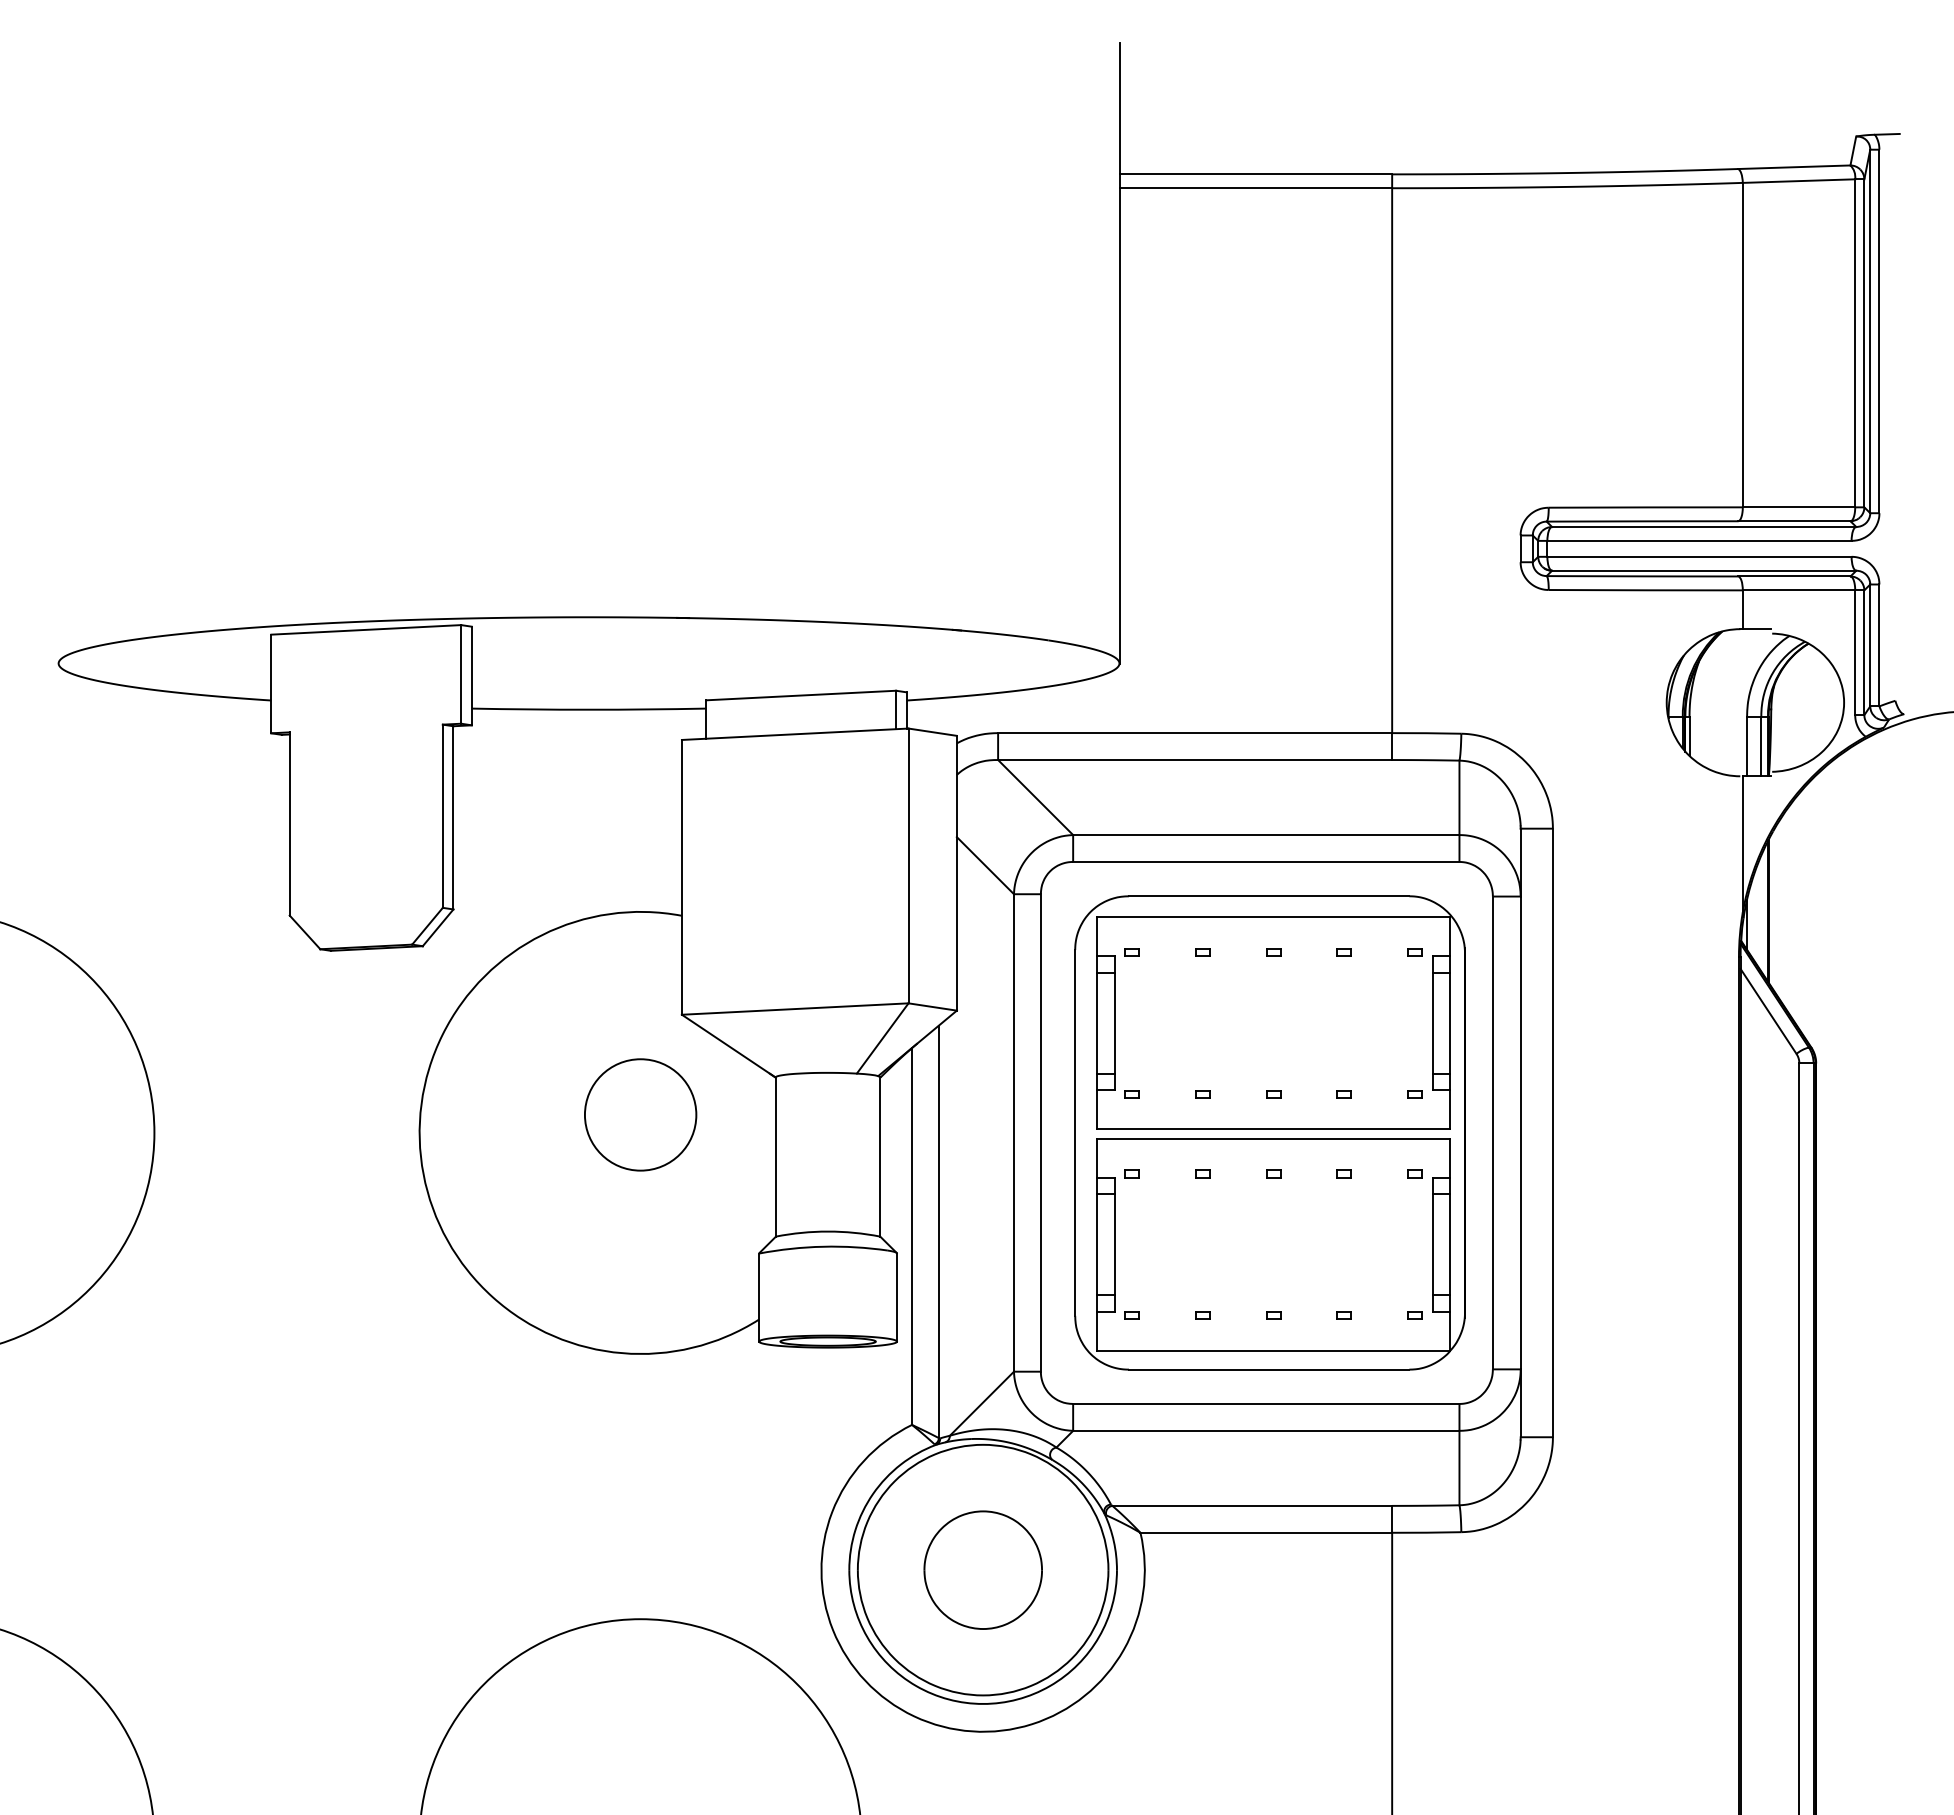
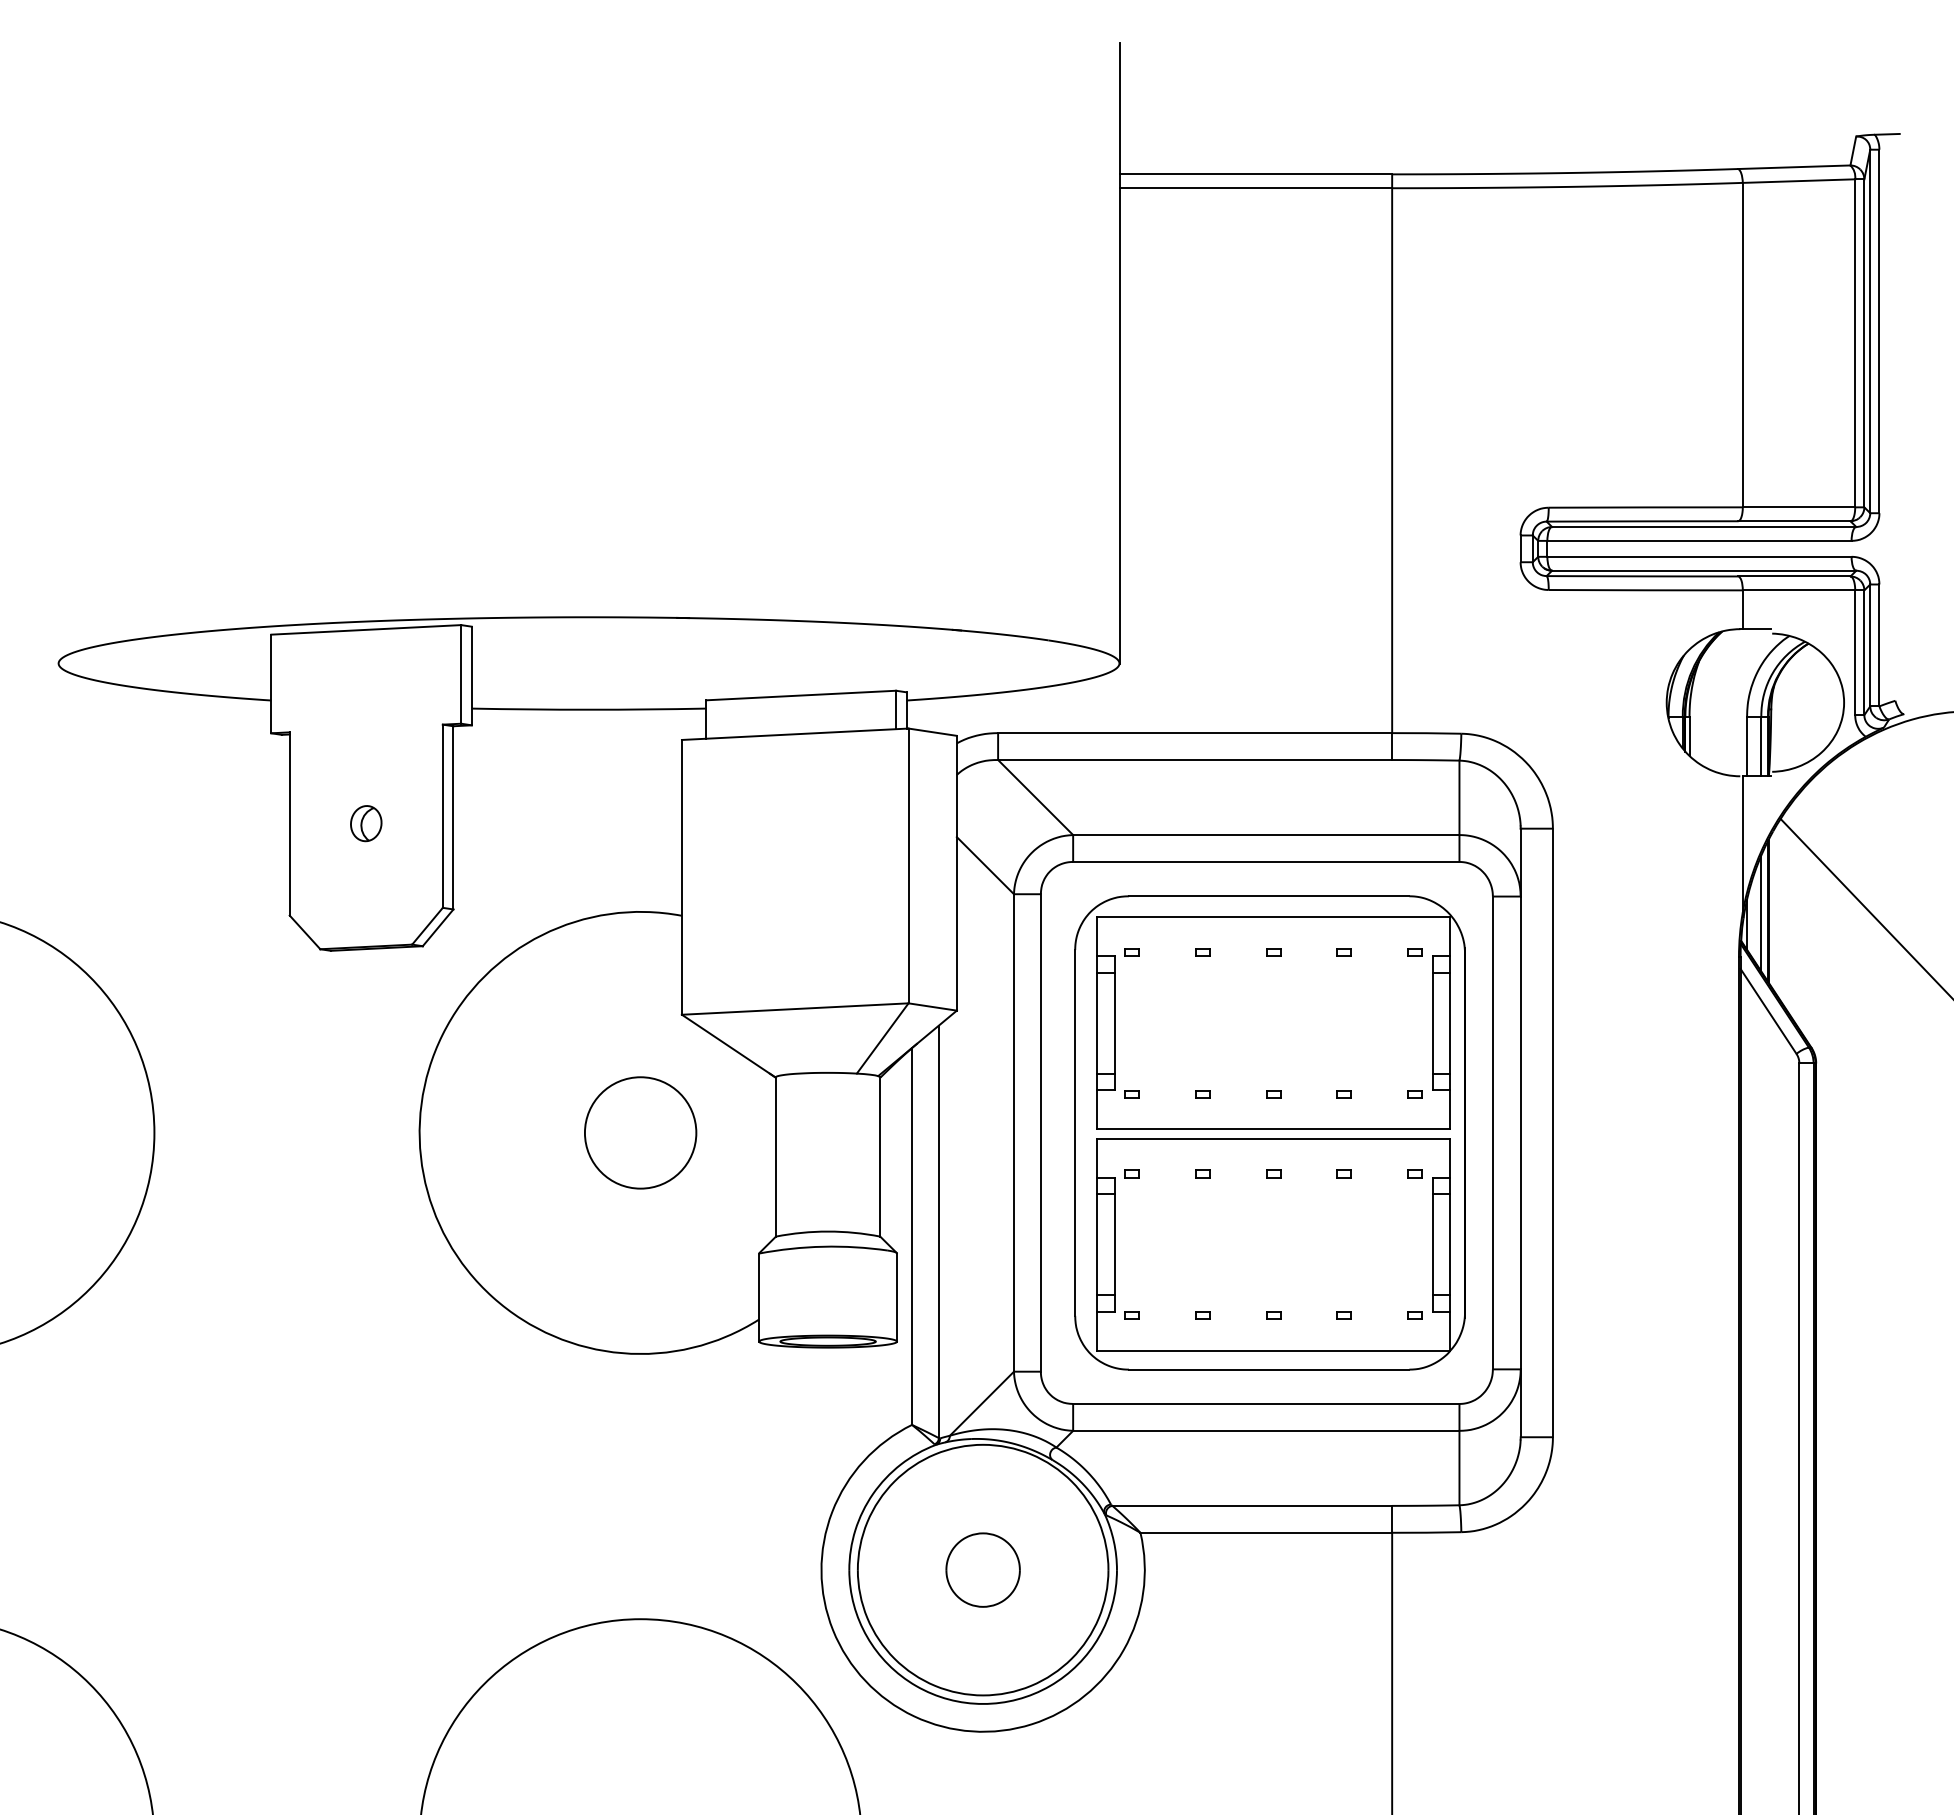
part: none -> present (366, 823)
line: none -> present (1865, 907)
line: none -> present (1761, 913)
circle position: (640, 1114) -> (640, 1132) (640, 1132)
part size: 120x120 px -> 76x76 px (982, 1569)
